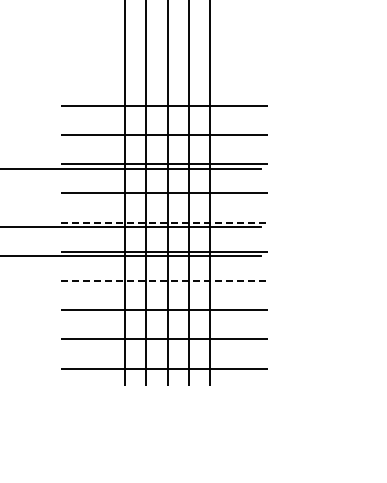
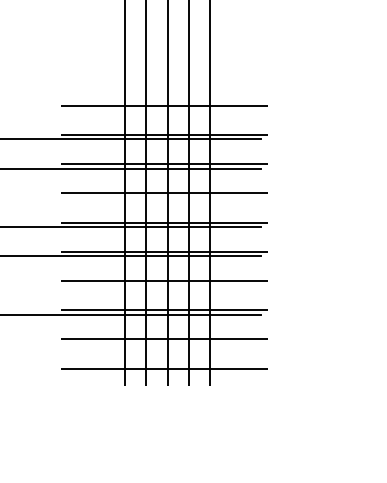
line: none -> present (131, 139)
line: dashed -> solid (164, 222)
line: dashed -> solid (164, 280)
line: none -> present (131, 314)
